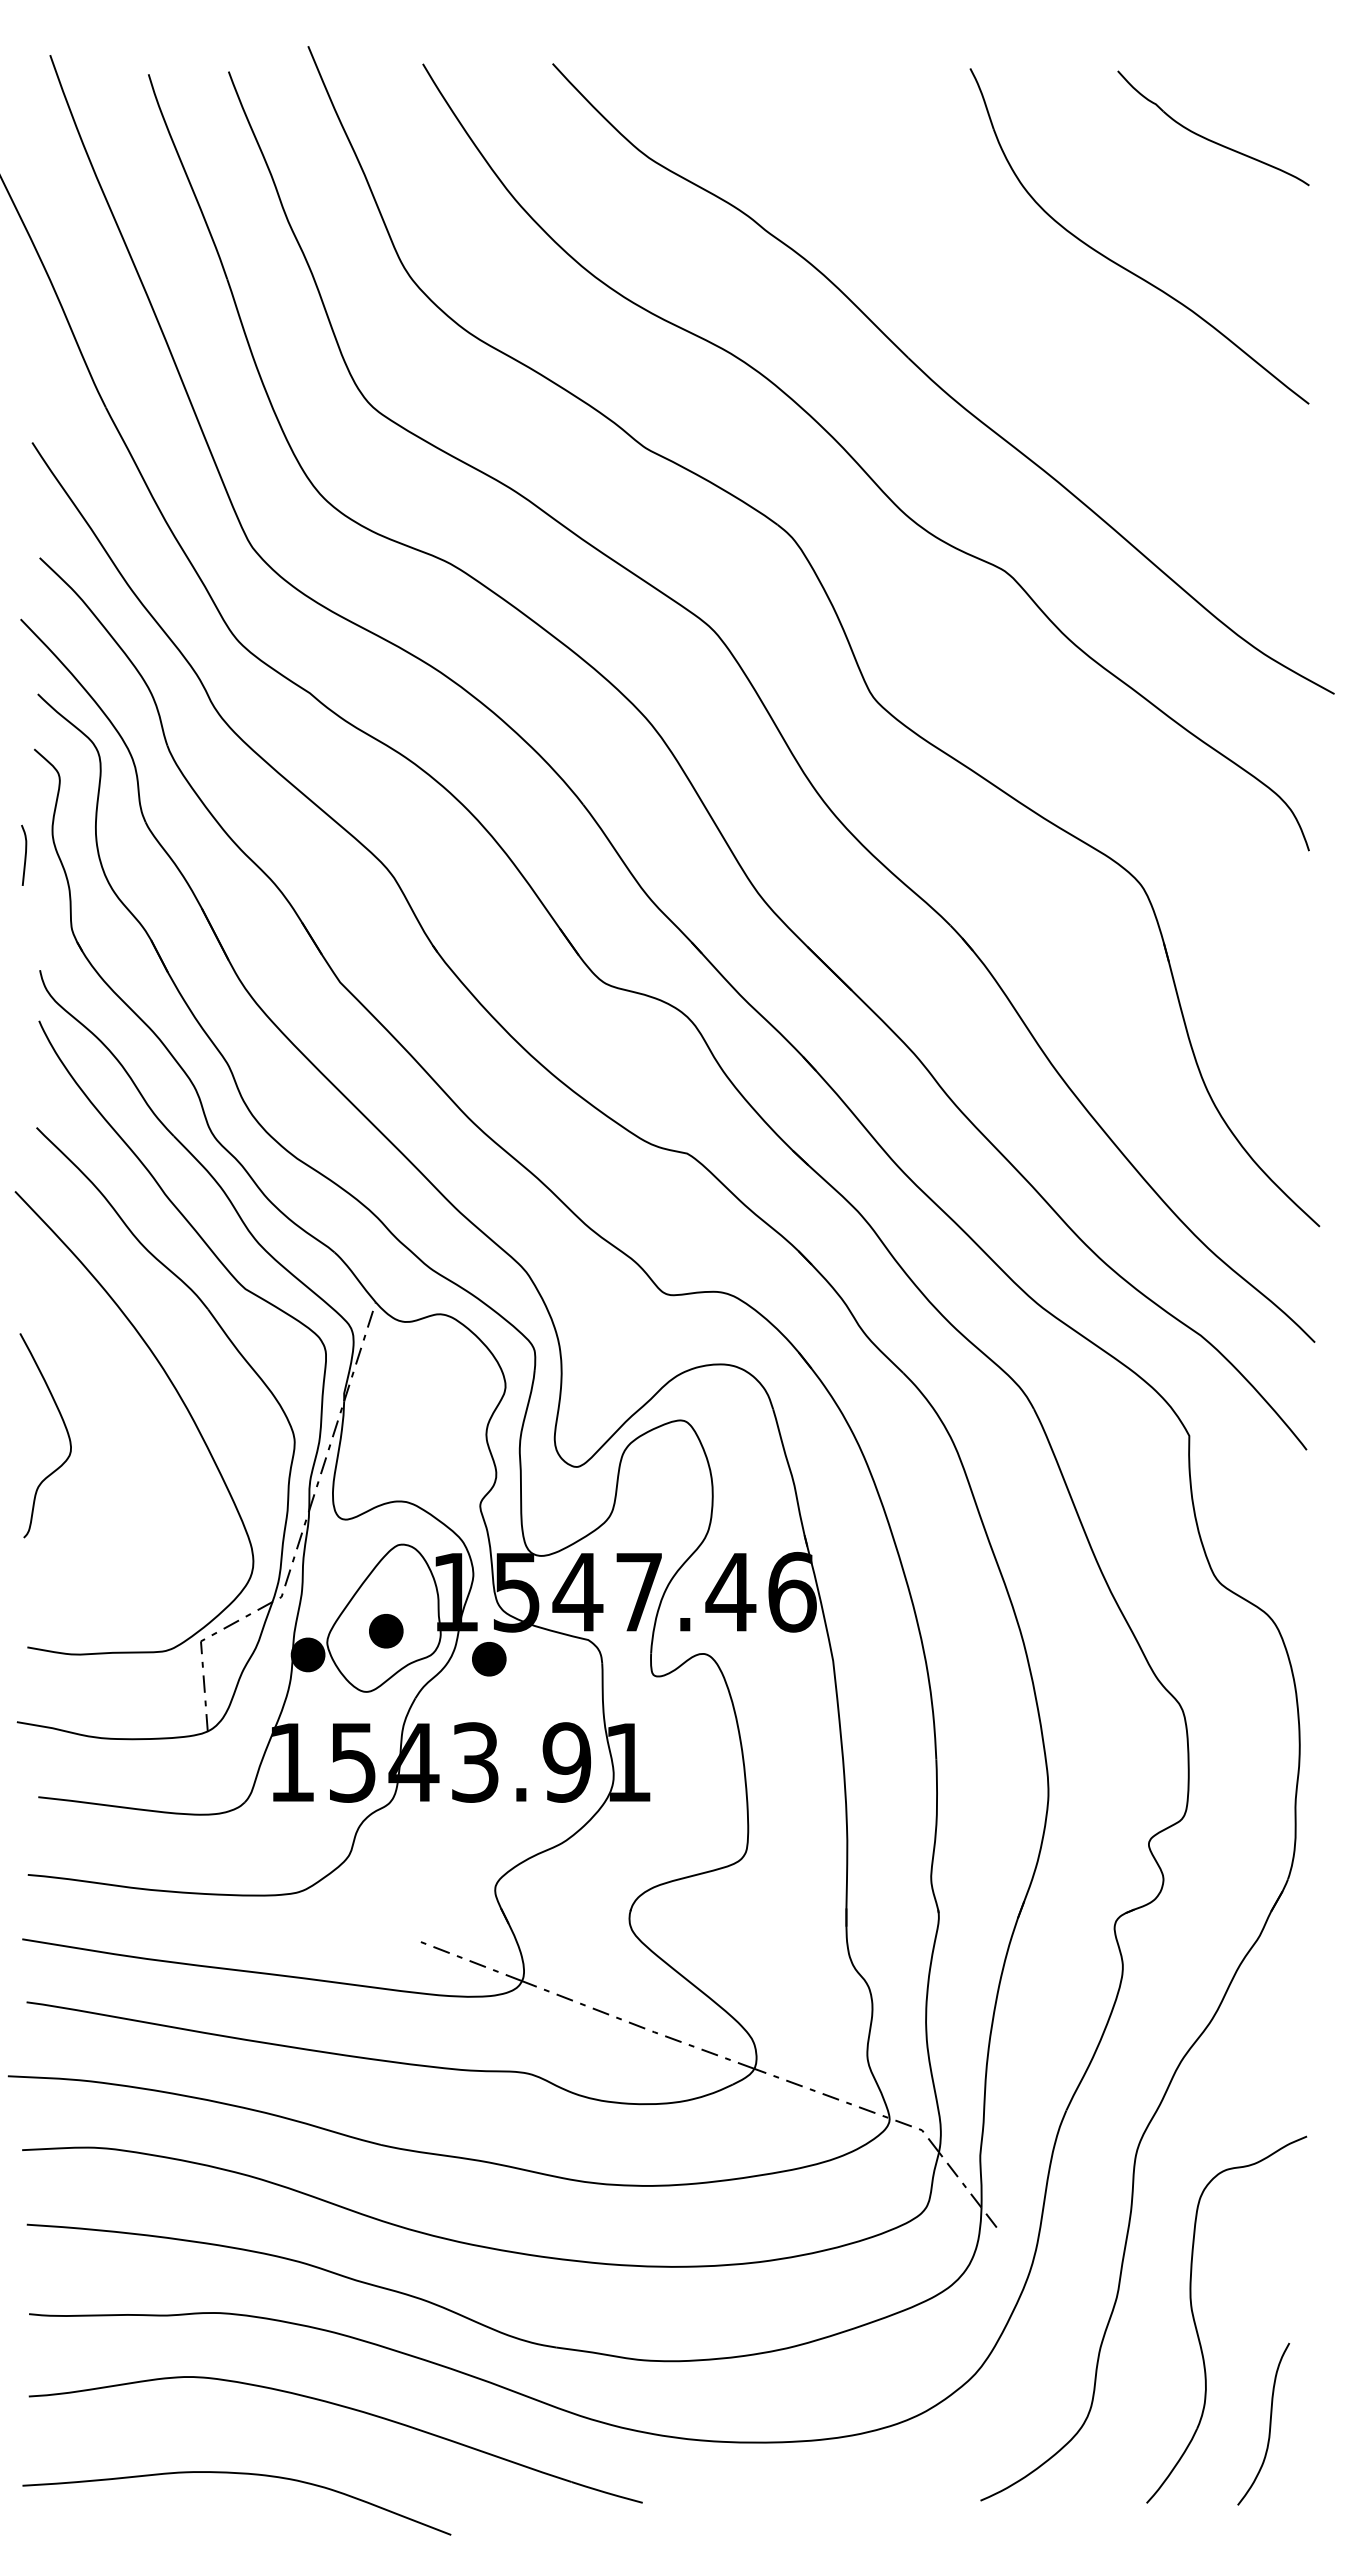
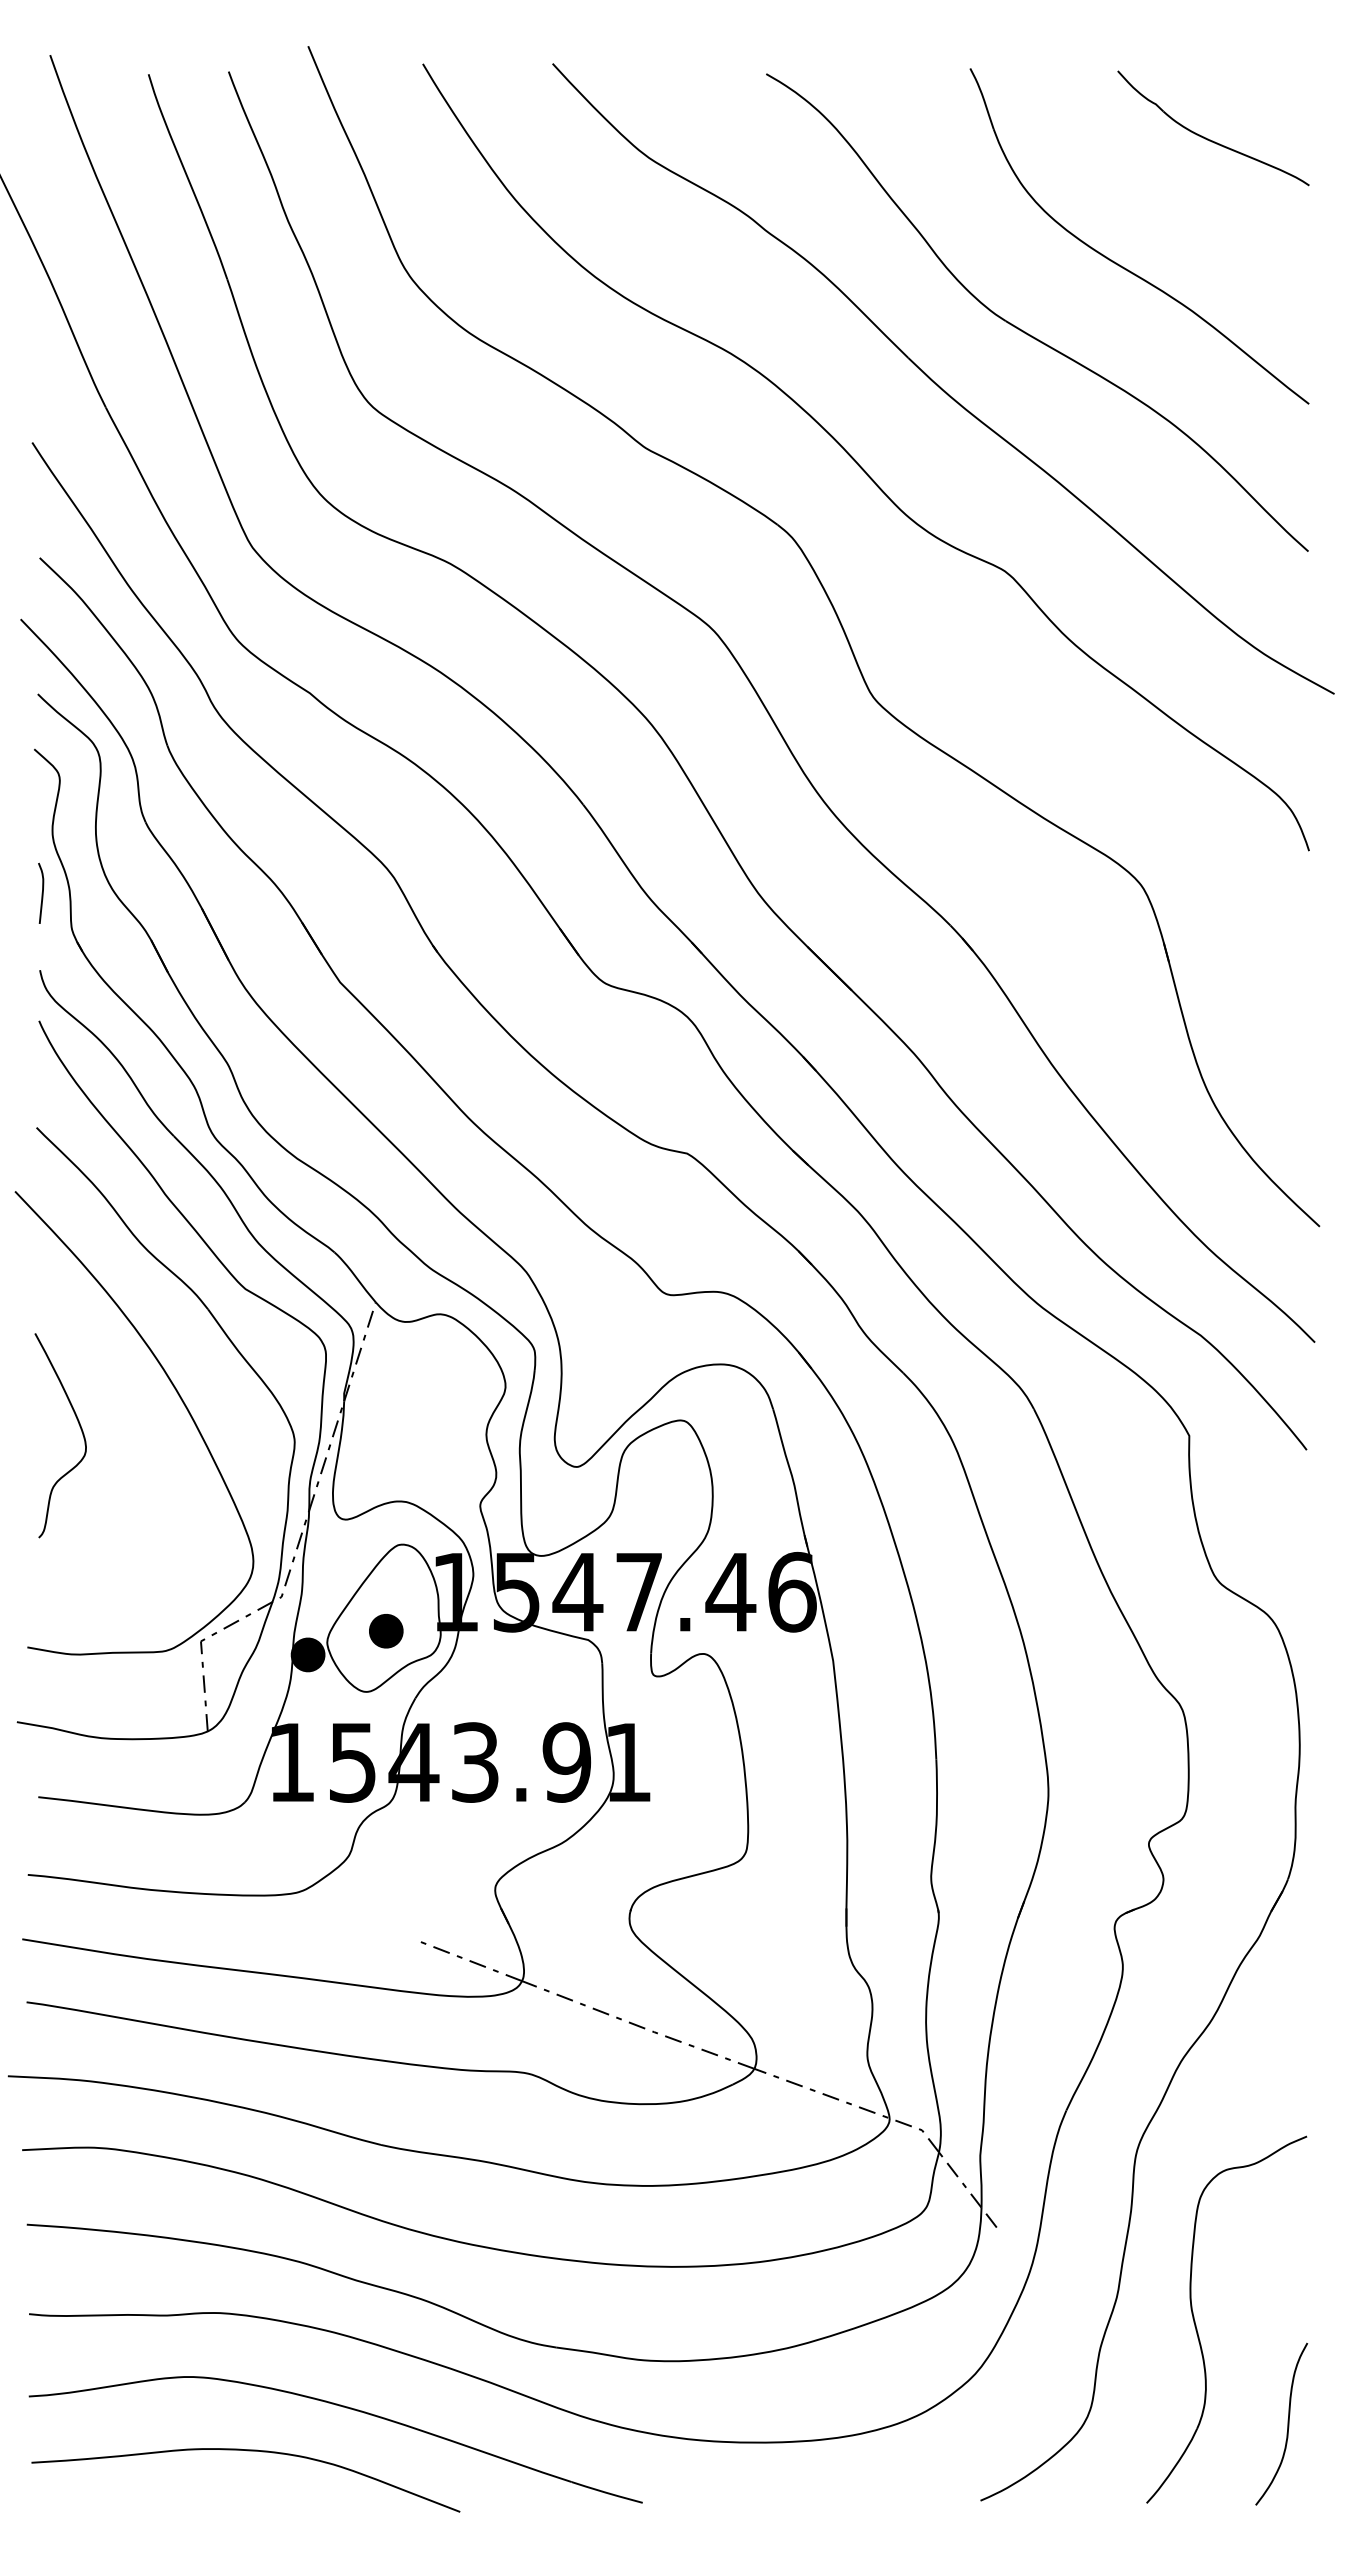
part: none -> present (1025, 331)
curve position: (24, 854) -> (41, 892) (41, 892)
curve position: (65, 1429) -> (80, 1429) (80, 1429)
part: present -> none (489, 1659)
curve position: (1269, 2423) -> (1287, 2423) (1287, 2423)
curve position: (238, 2474) -> (247, 2451) (247, 2451)
